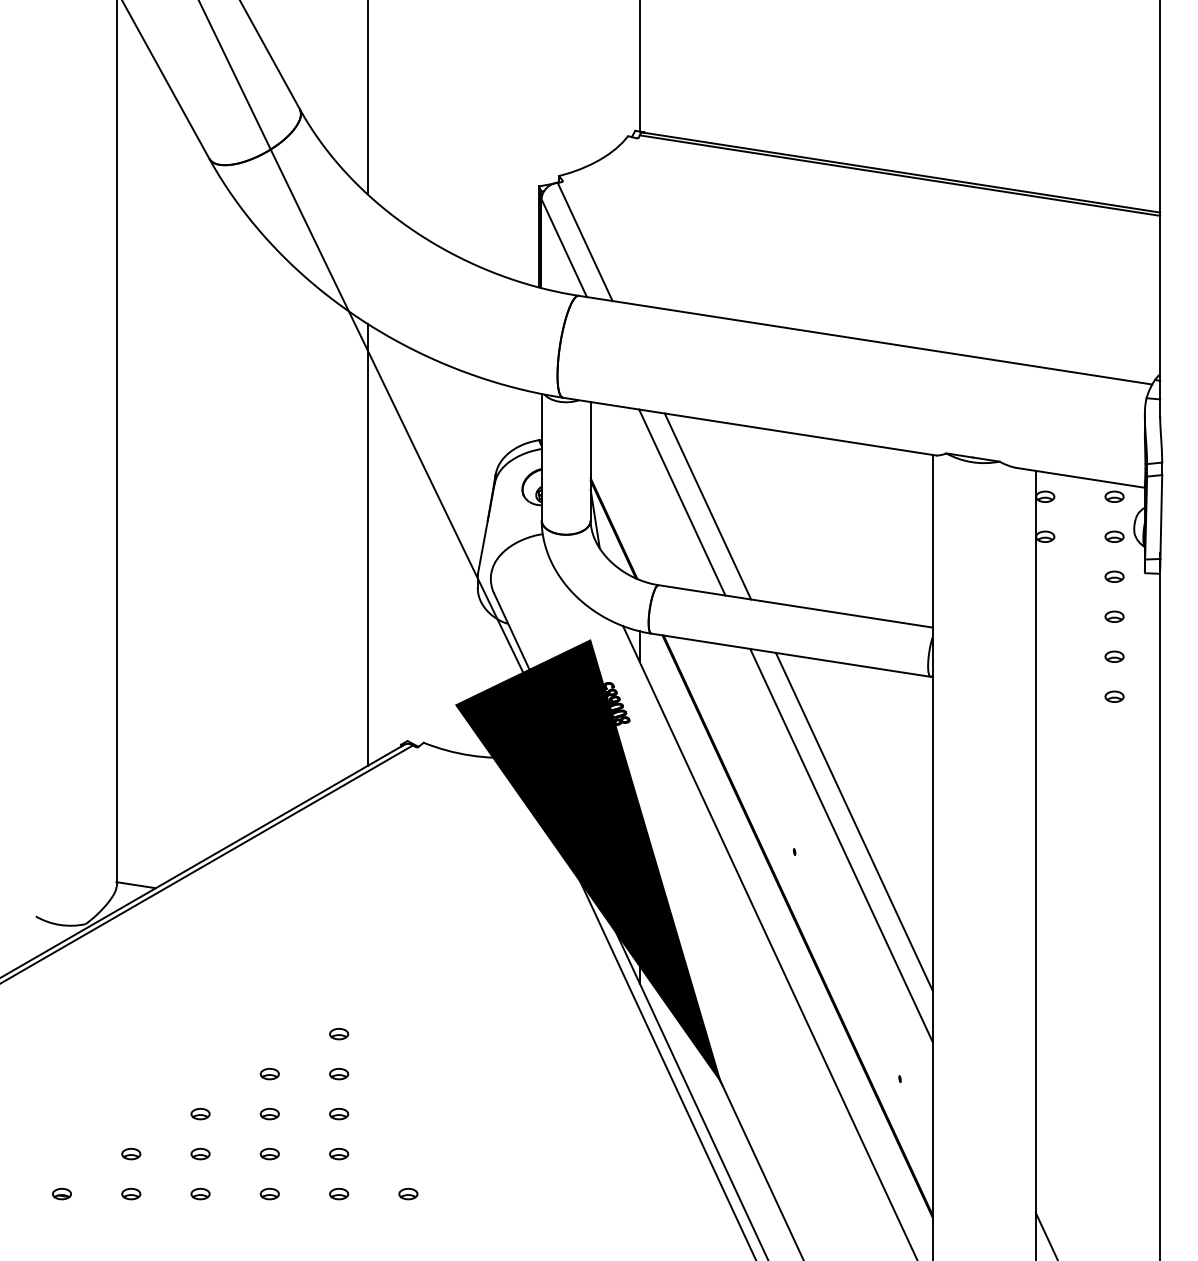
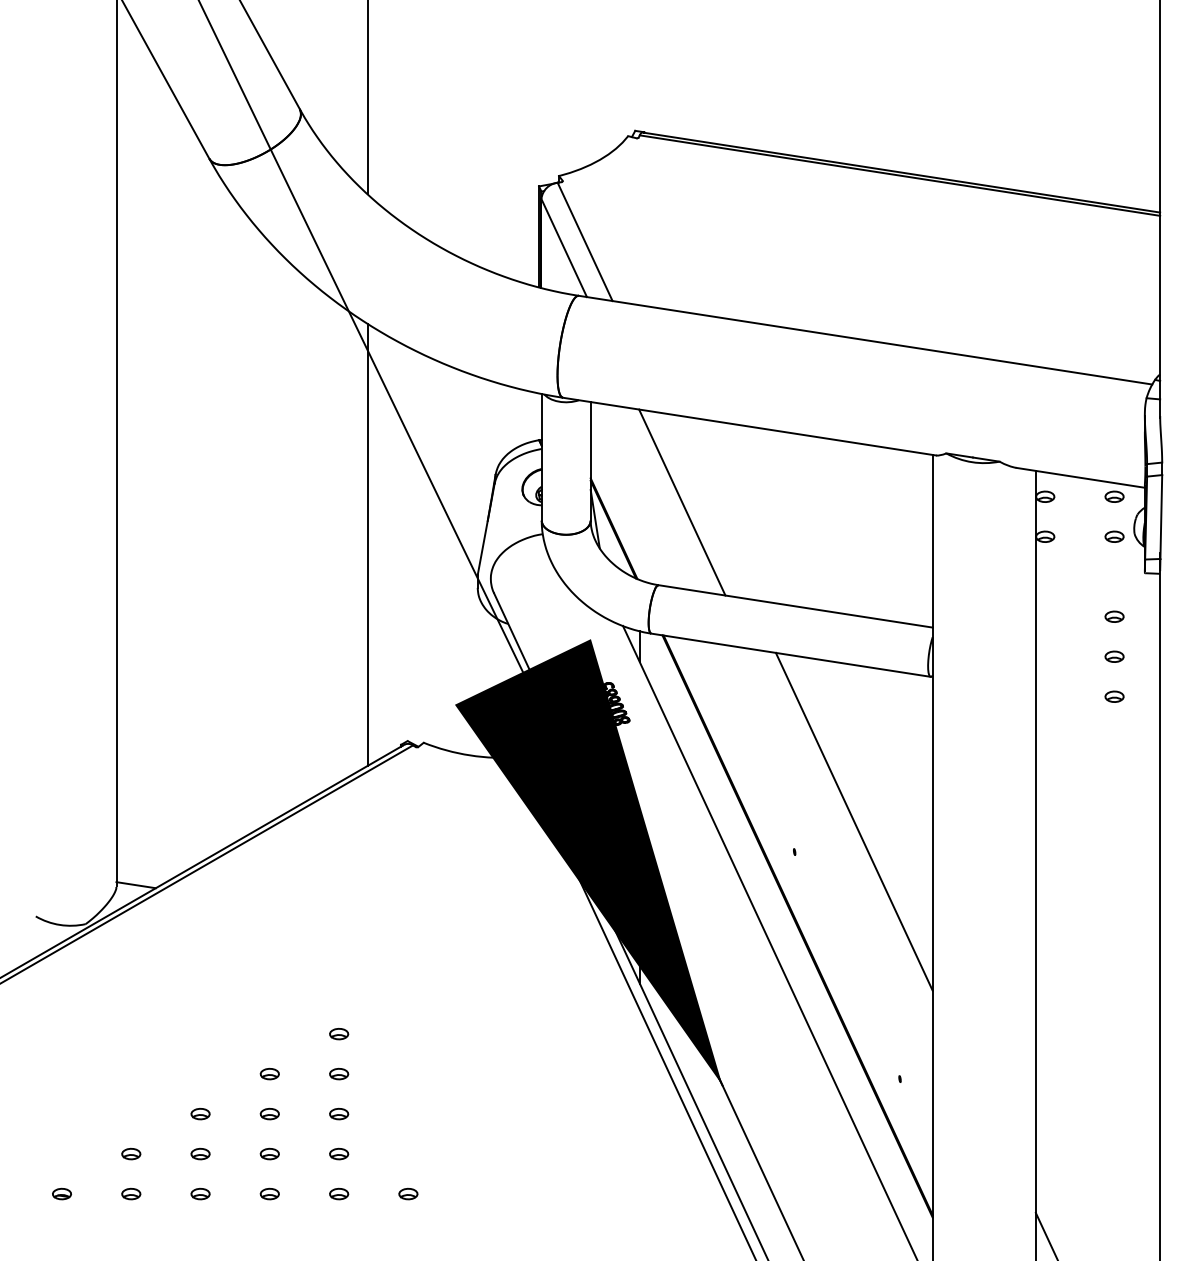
line: present -> none (639, 66)
line: present -> none (707, 506)
part: present -> none (1114, 576)
line: present -> none (841, 844)
